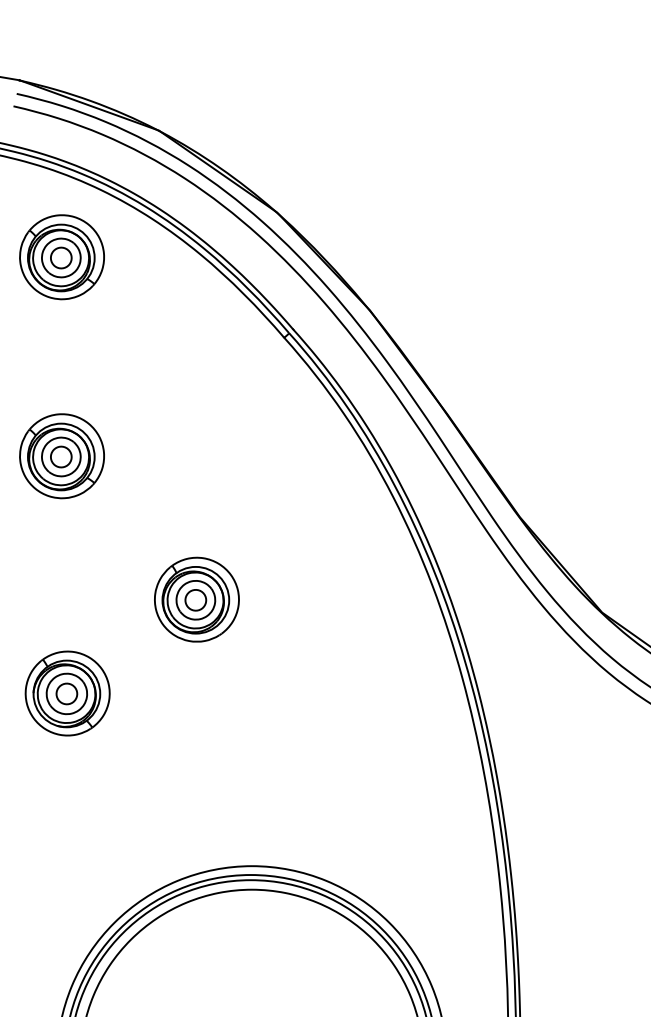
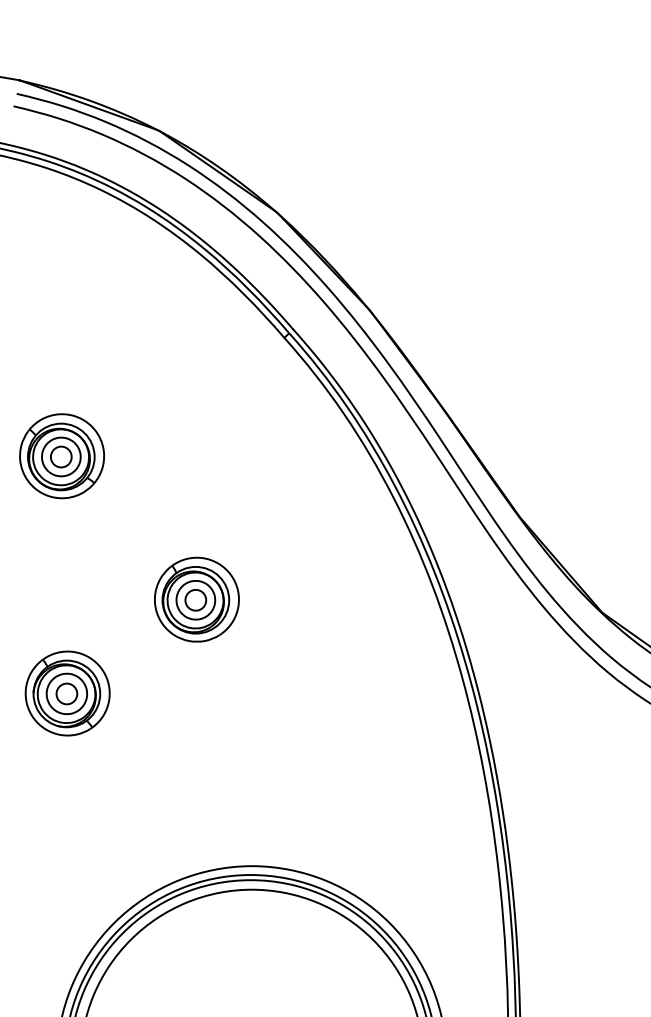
part: present -> none (61, 257)
